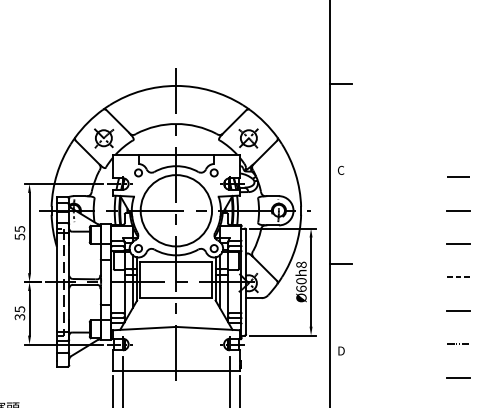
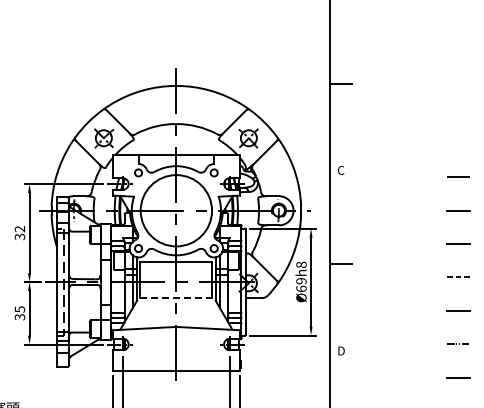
text: 55 -> 32 (19, 232)
text: Ø60h8 -> Ø69h8 (301, 281)
line: solid -> dashed (176, 298)
